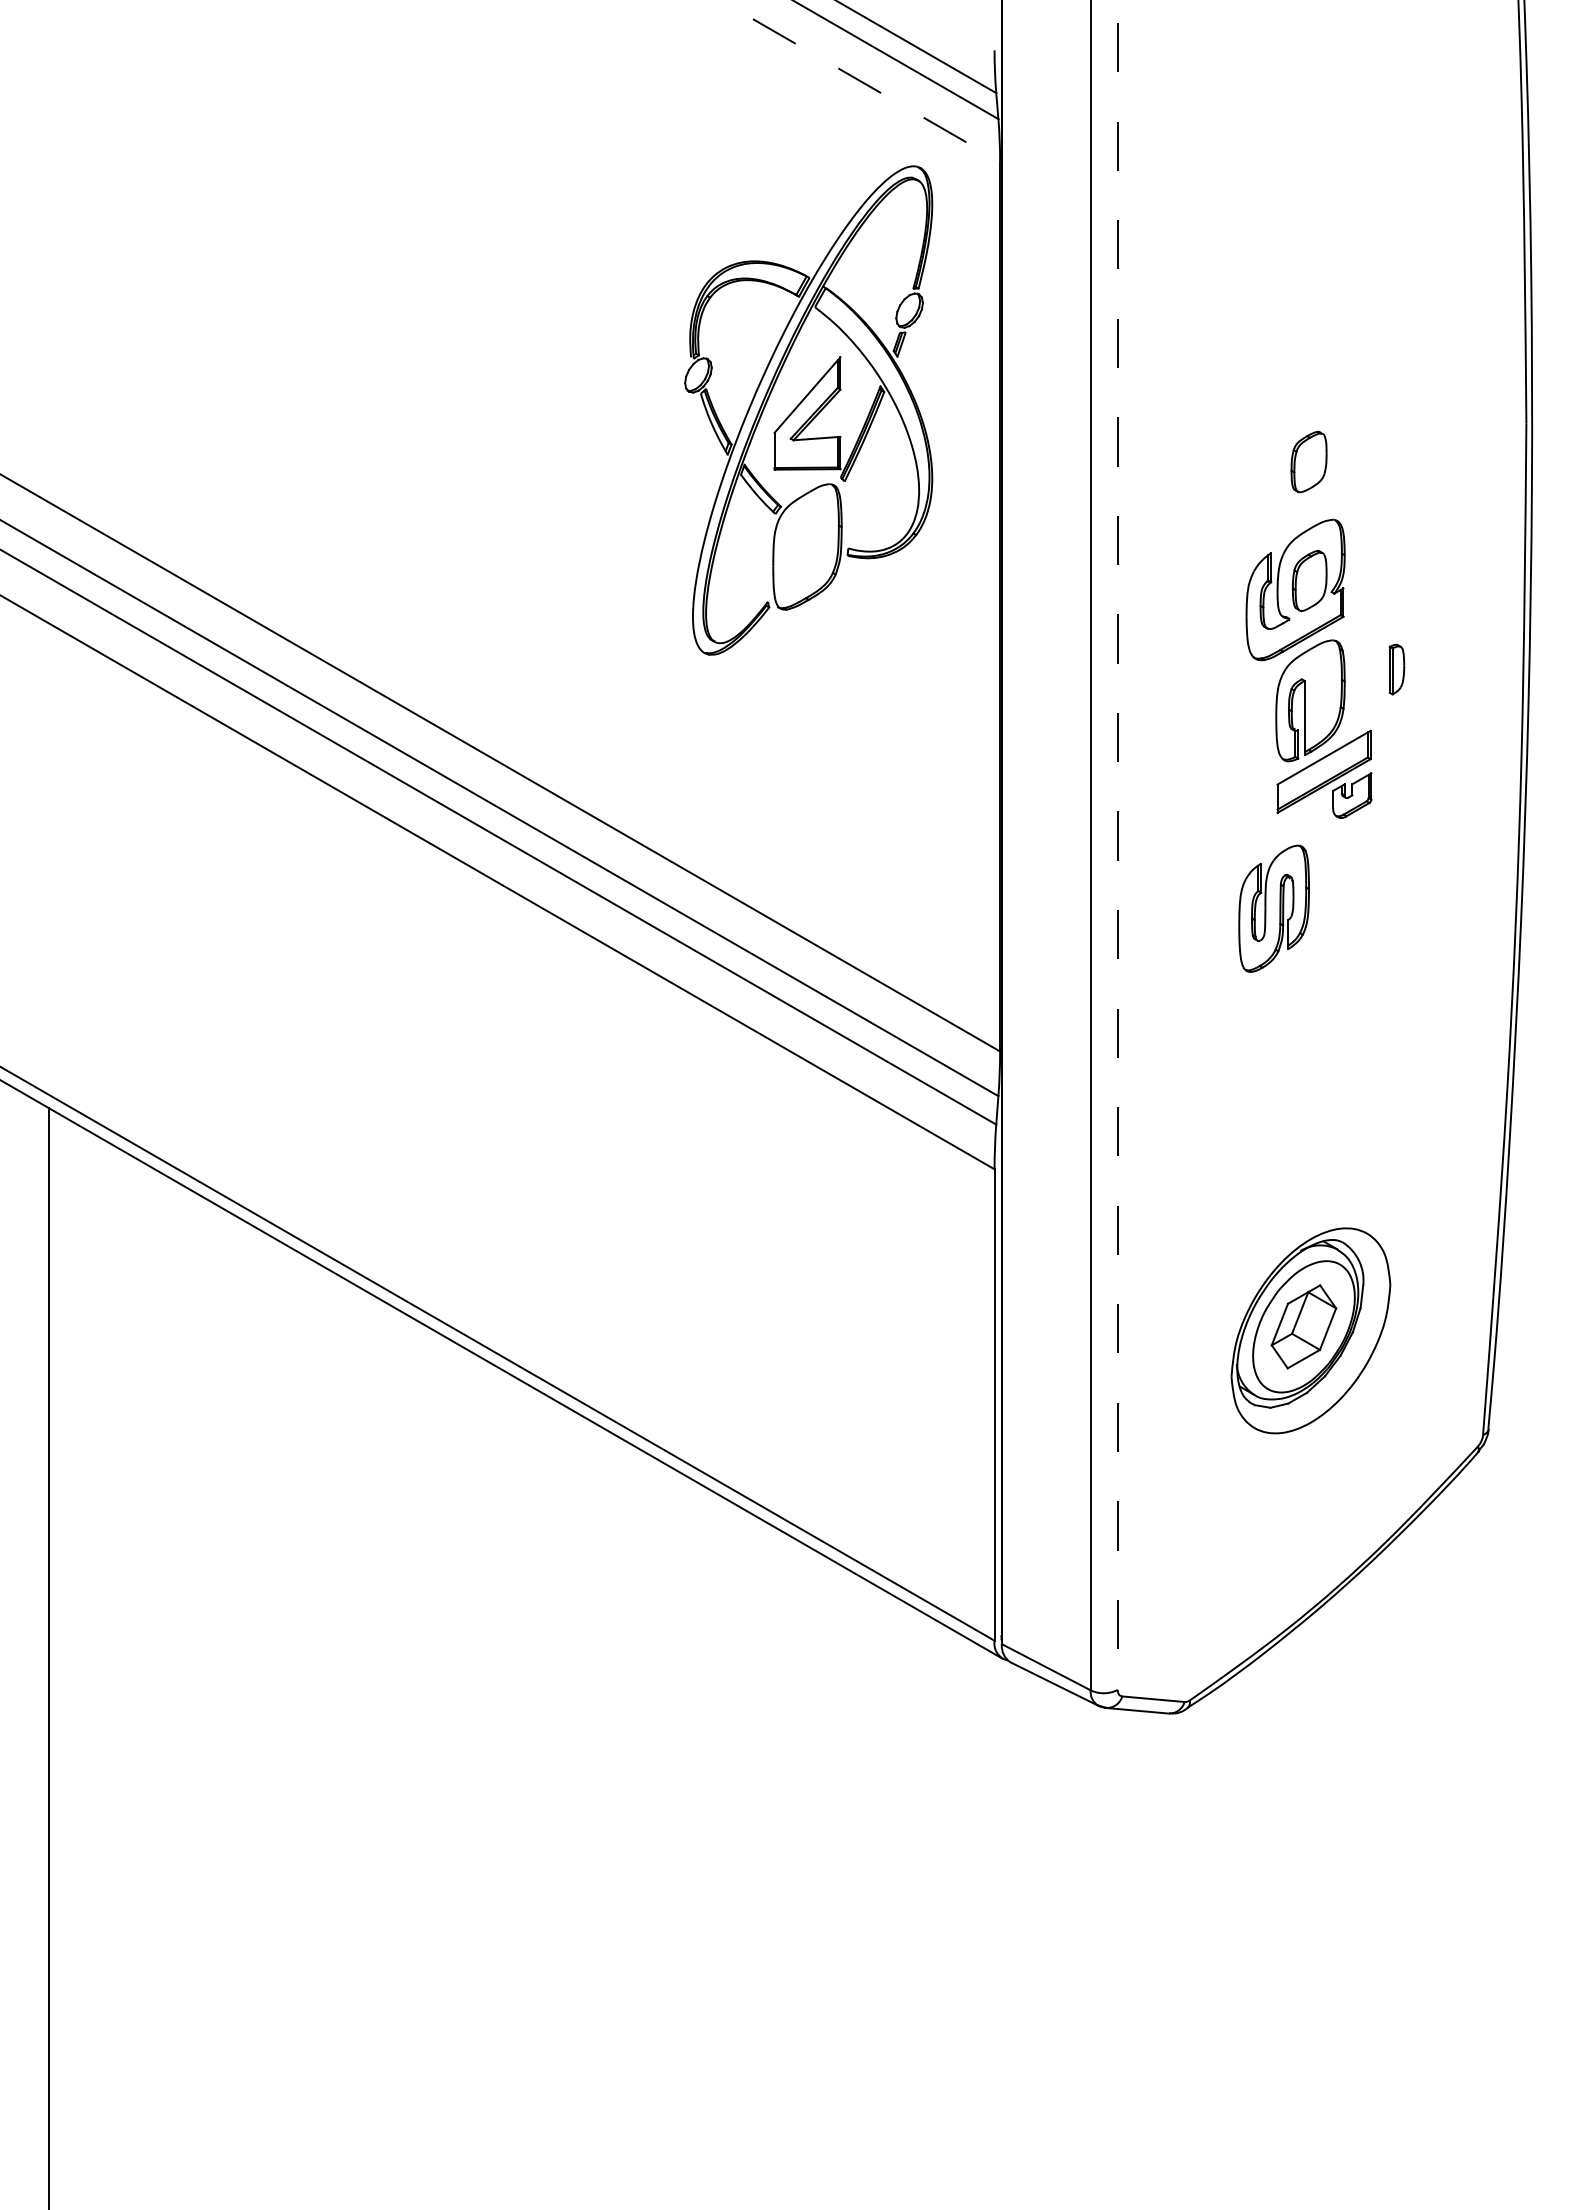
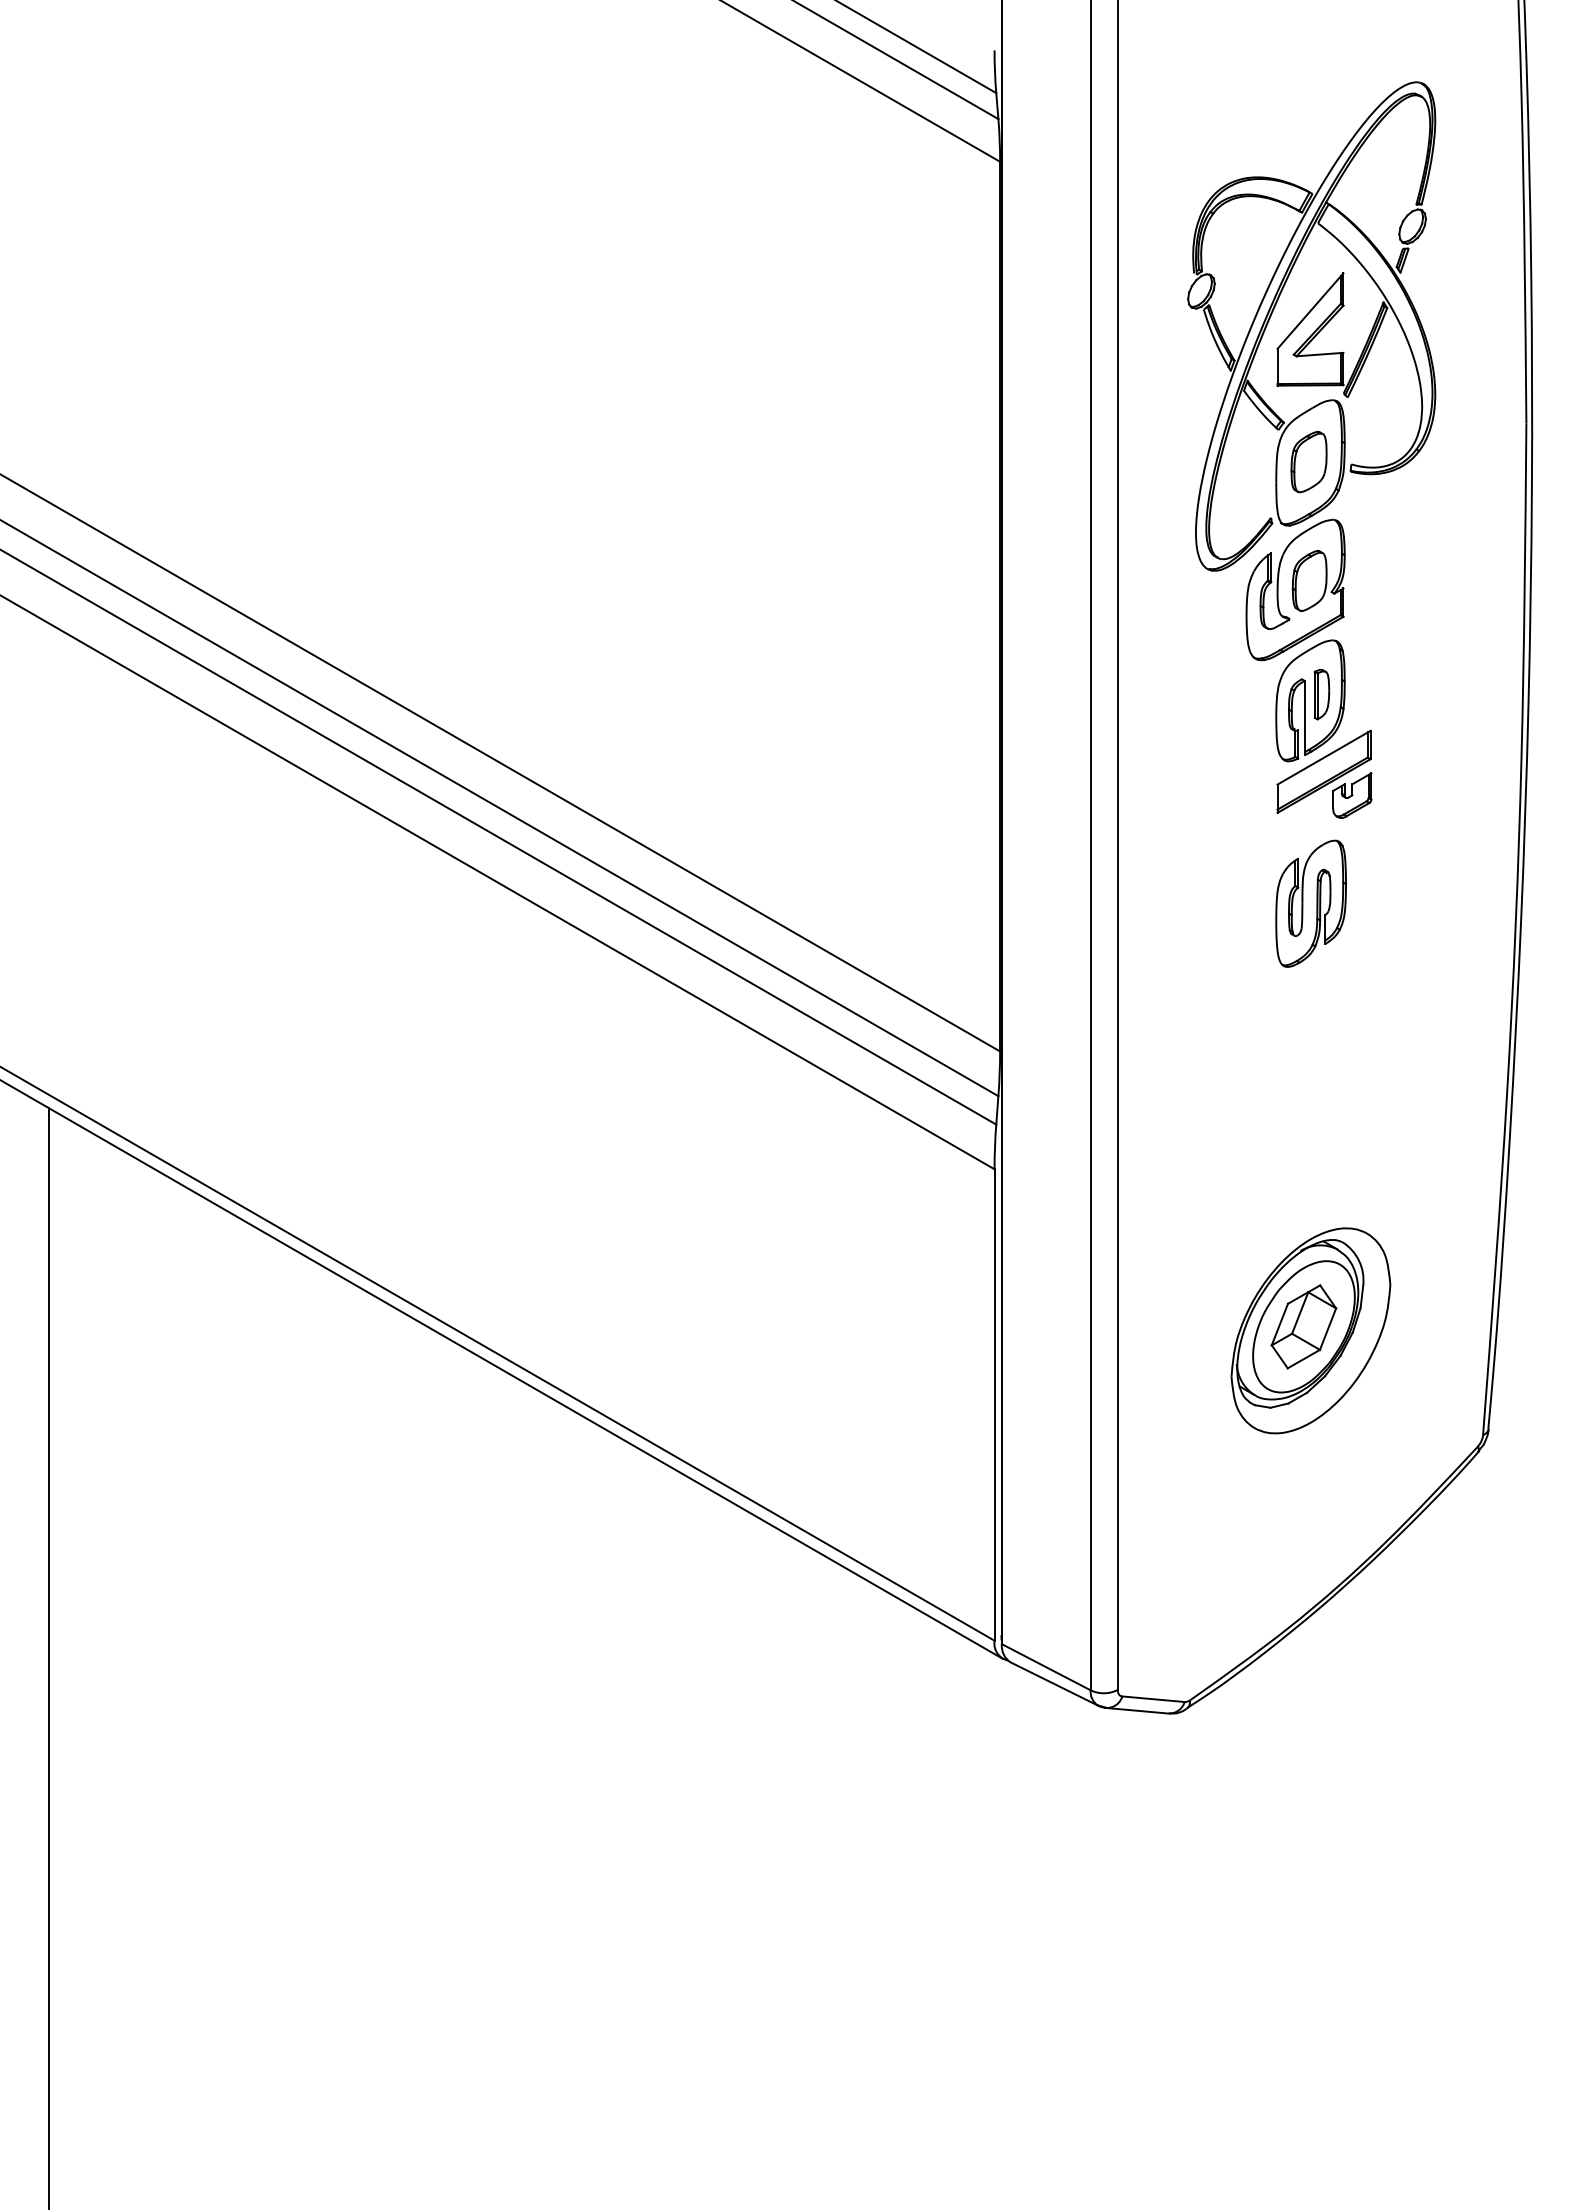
line: dashed -> solid (860, 81)
part position: (808, 410) -> (1311, 326) (1311, 326)
part position: (1396, 669) -> (1321, 694) (1321, 694)
line: dashed -> solid (1117, 845)
part position: (1273, 908) -> (1310, 903) (1310, 903)
